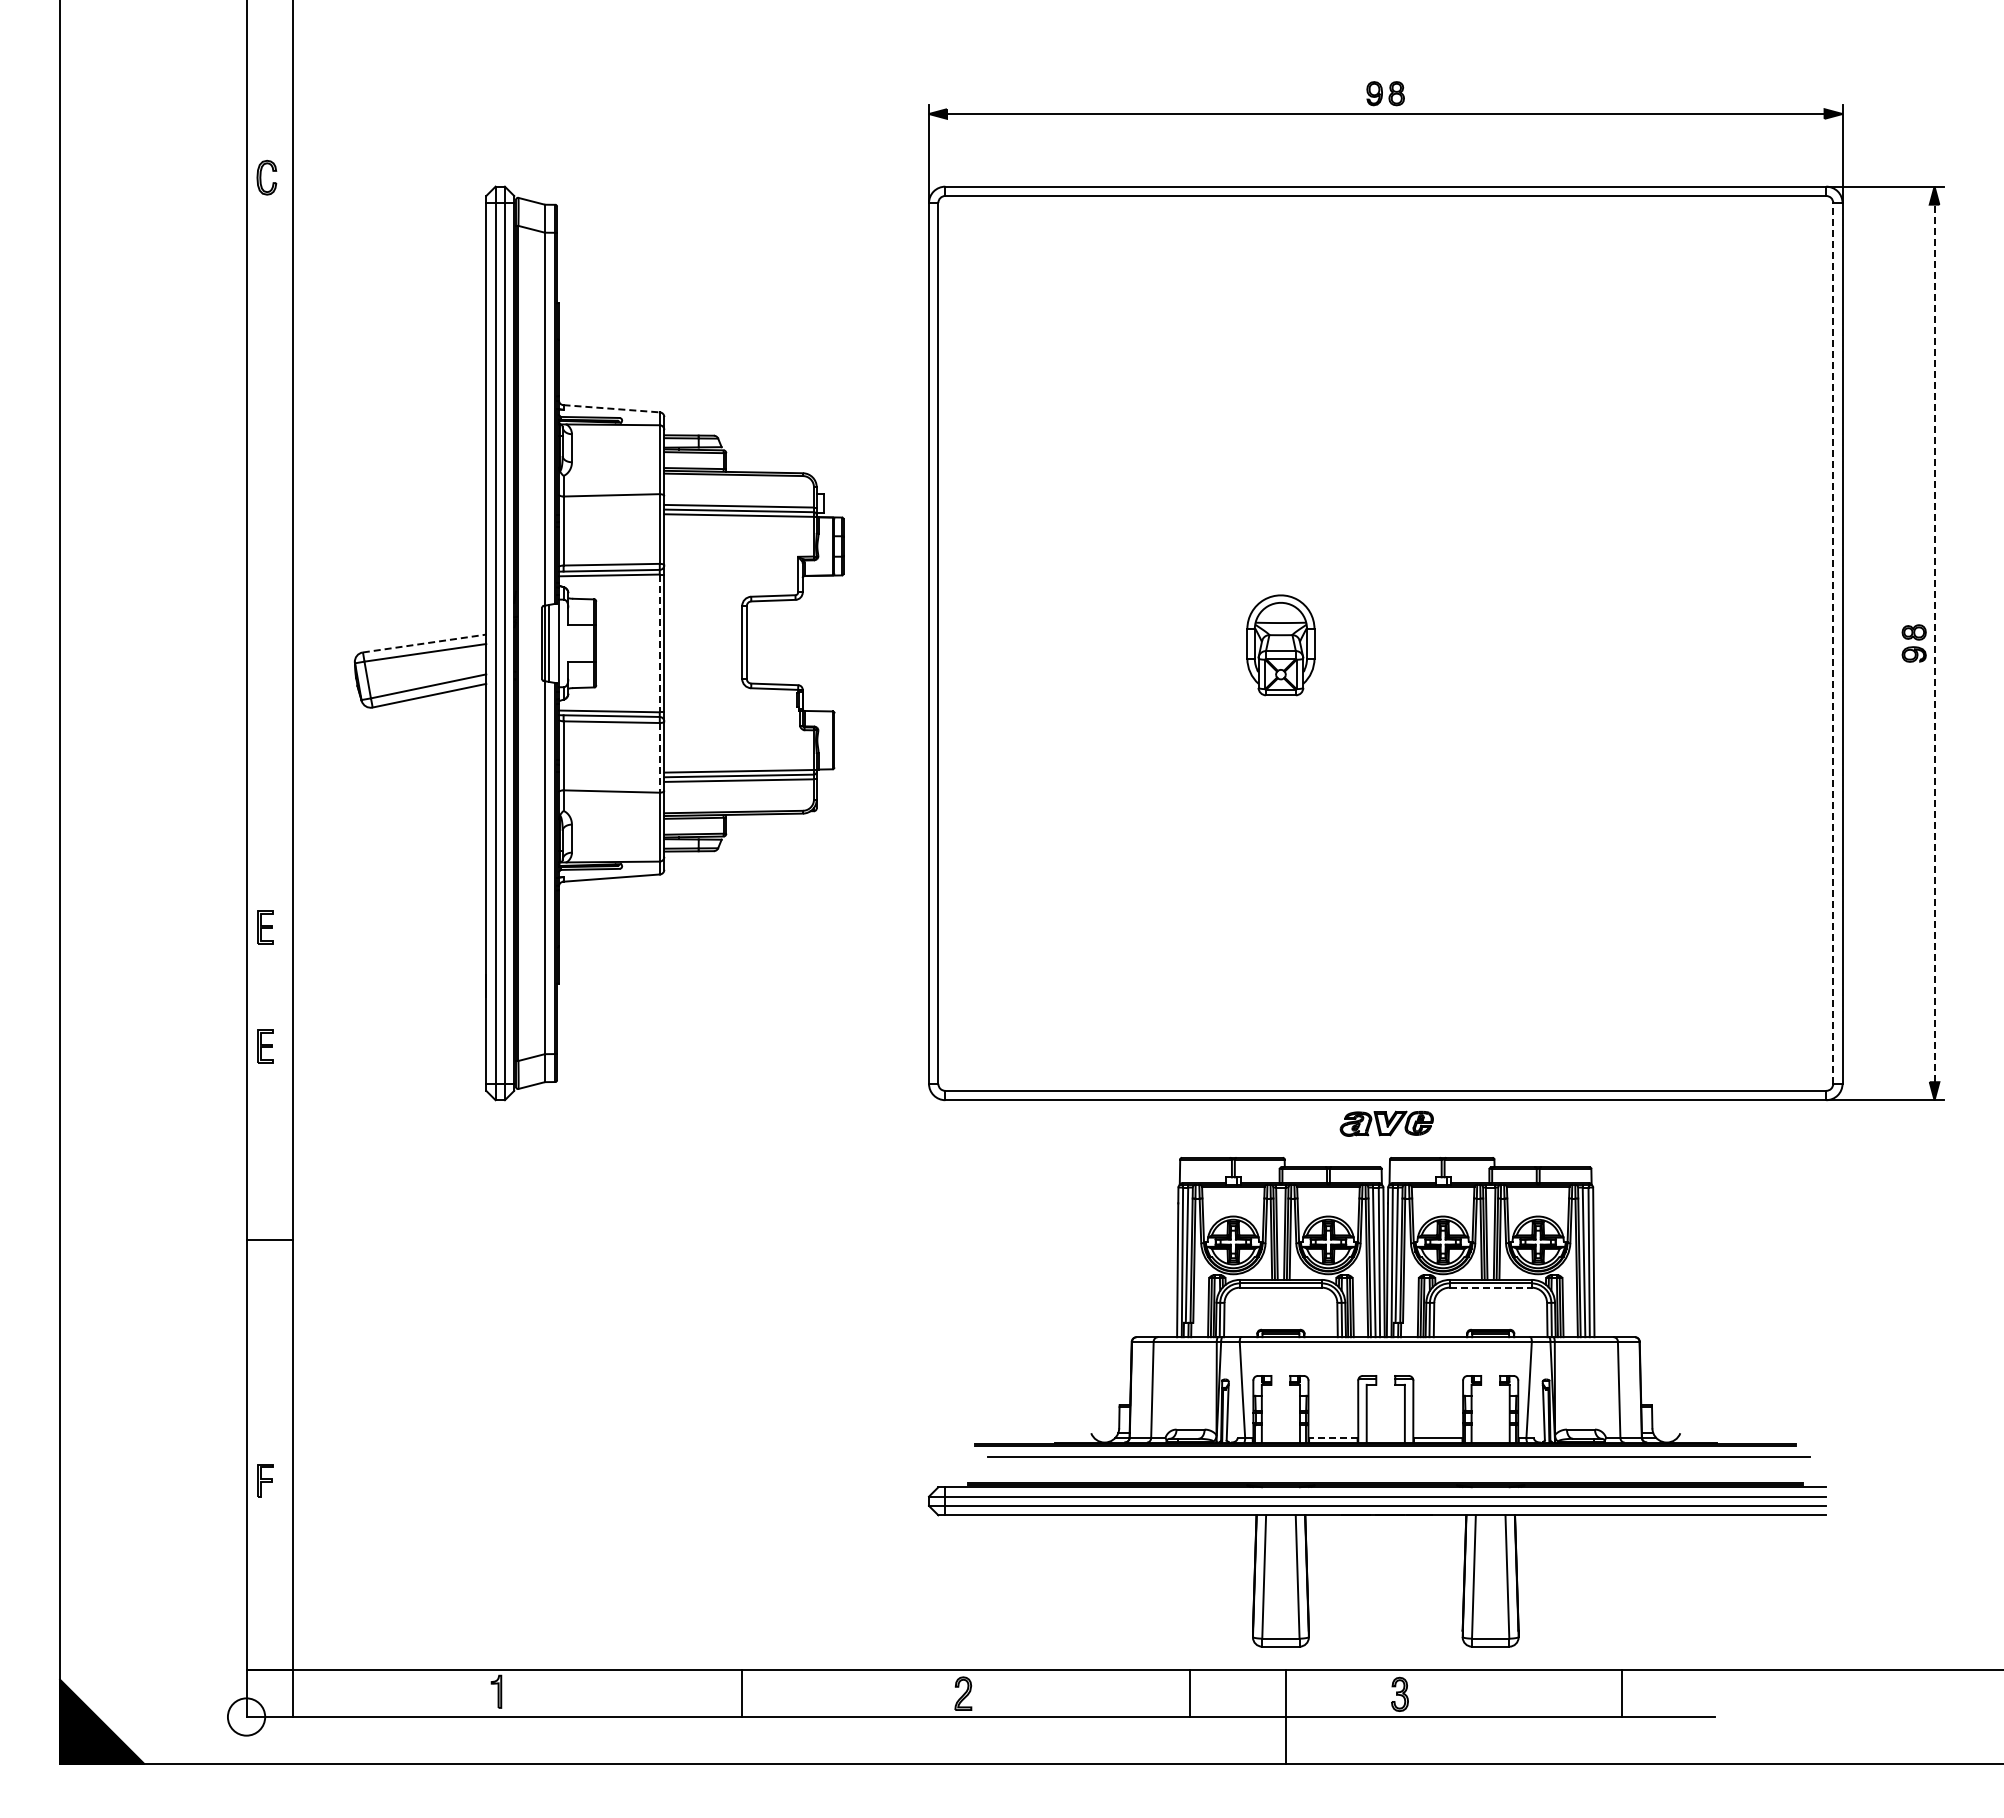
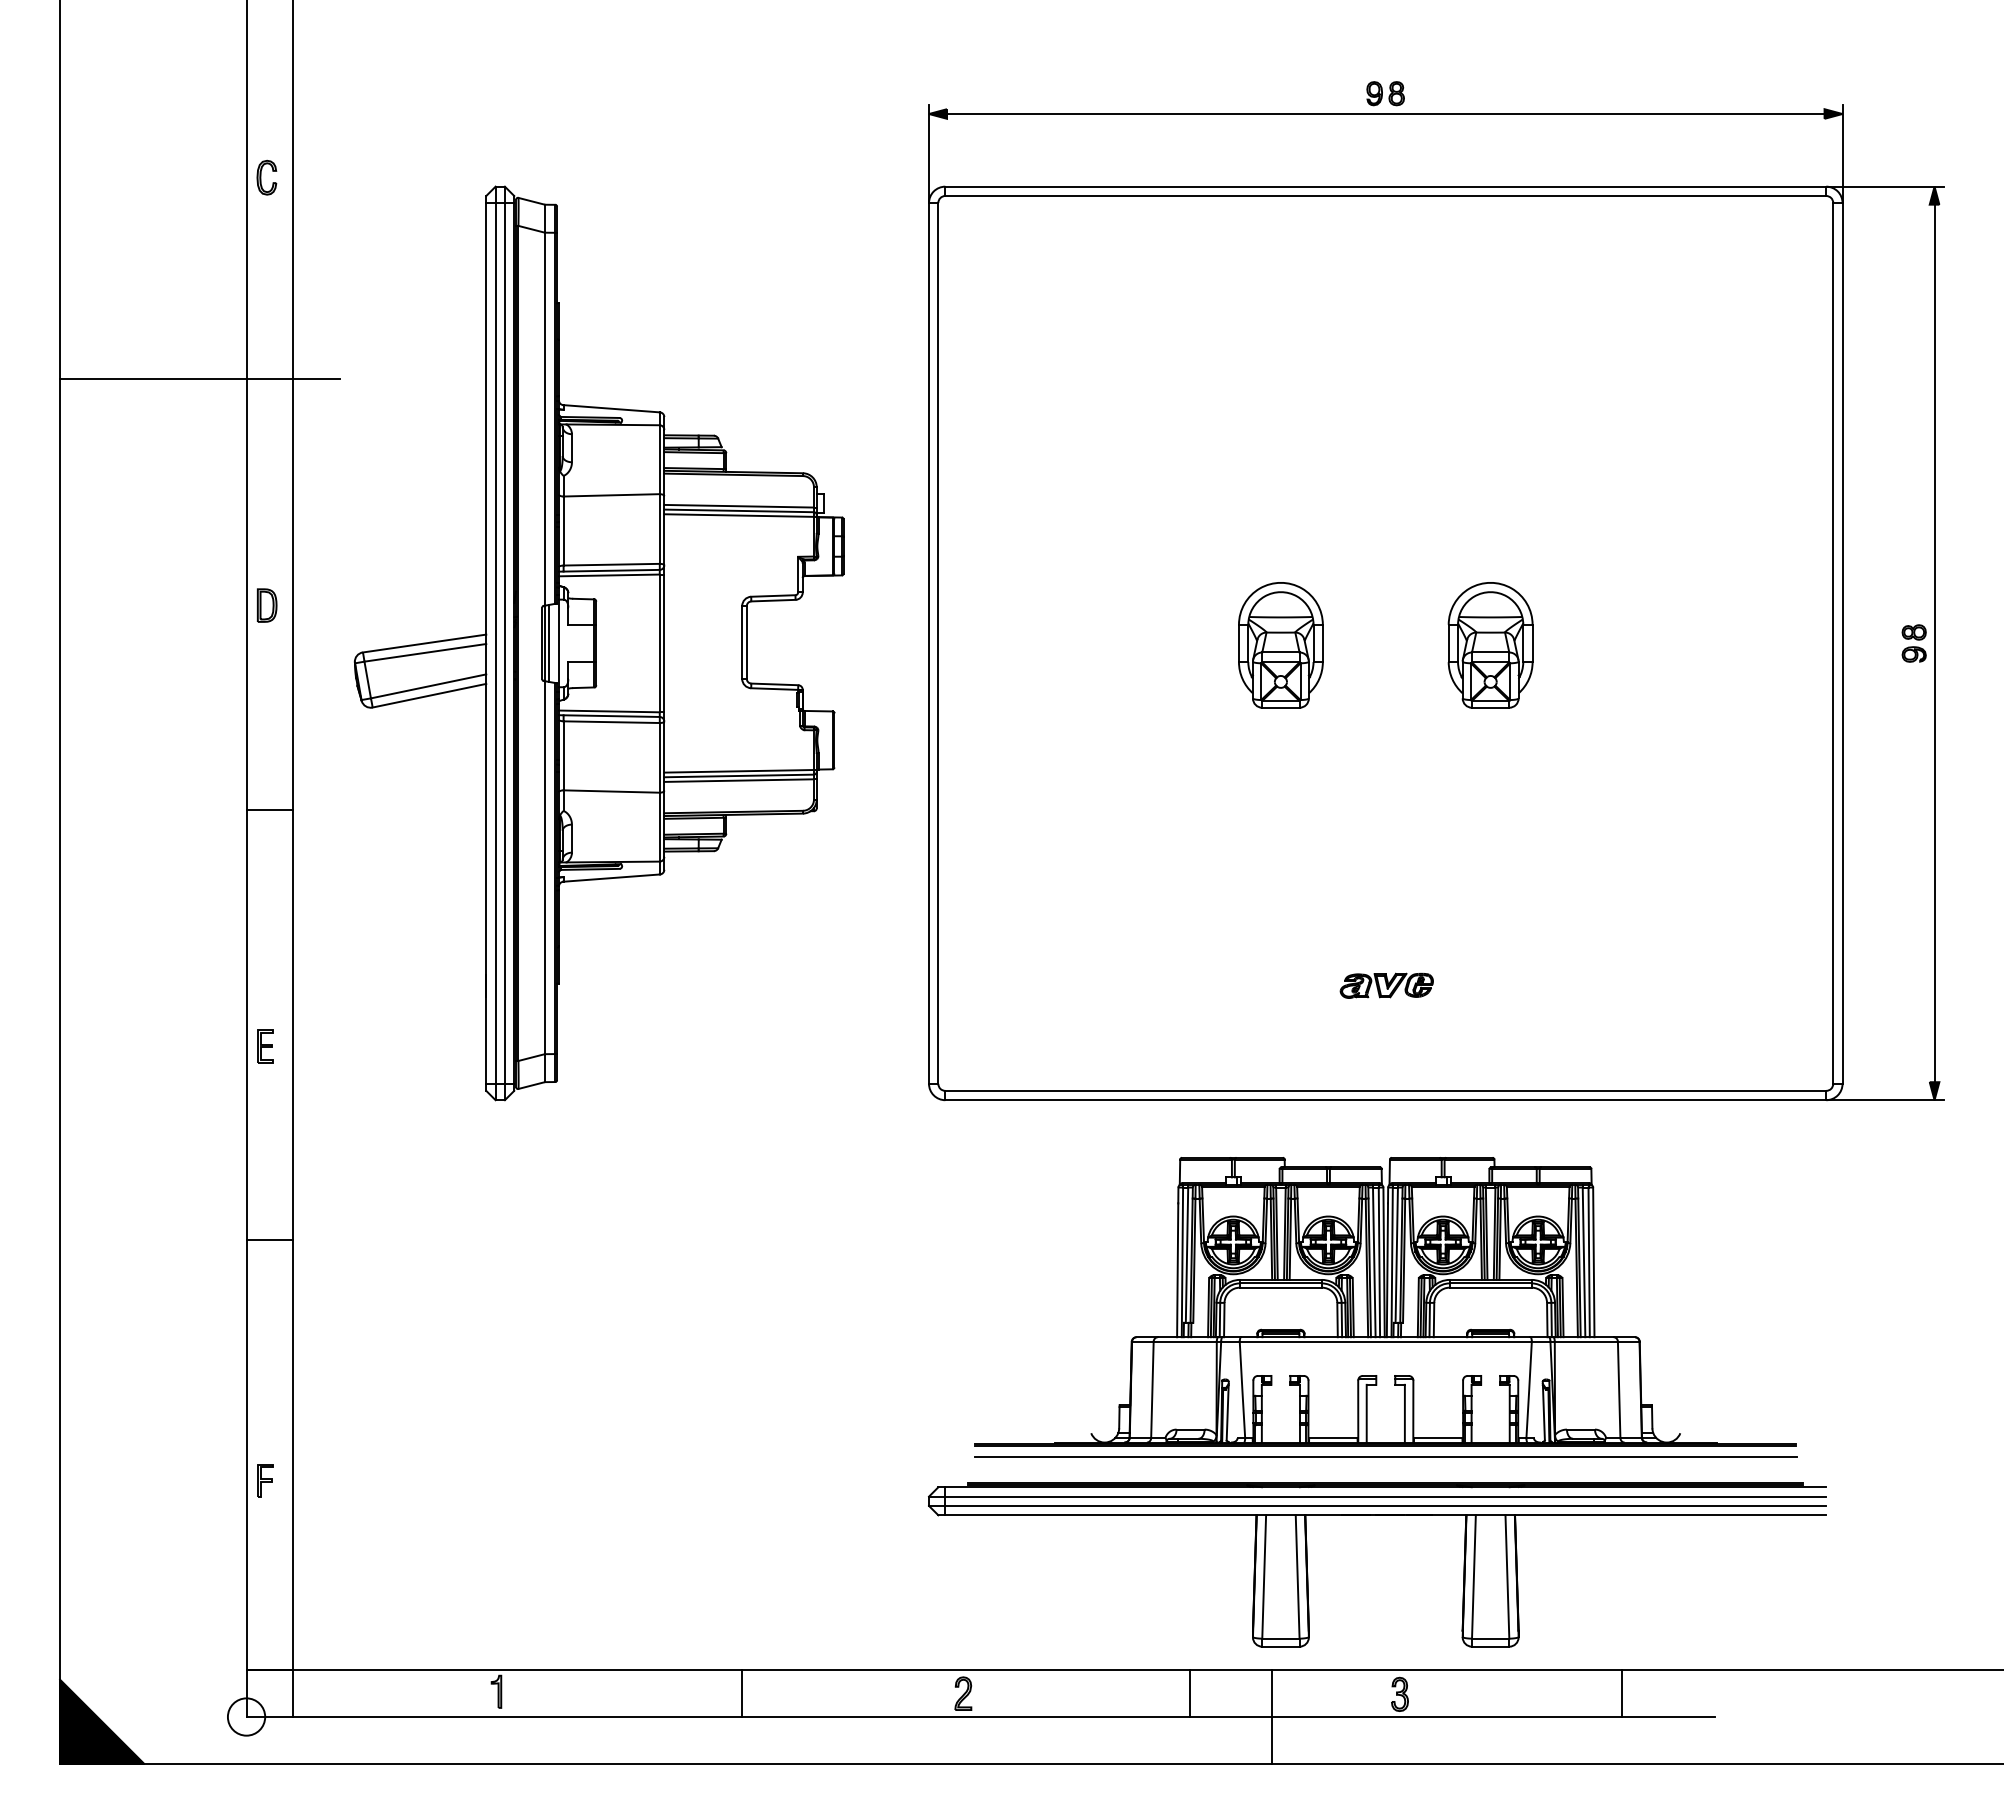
line: none -> present (199, 379)
line: dashed -> solid (612, 408)
part: none -> present (266, 605)
line: dashed -> solid (1833, 642)
line: dashed -> solid (425, 643)
line: dashed -> solid (659, 643)
line: dashed -> solid (1934, 643)
part size: 70x103 px -> 86x127 px (1280, 645)
part: none -> present (1490, 645)
line: dashed -> solid (659, 757)
line: none -> present (269, 809)
part: present -> none (265, 927)
part position: (1386, 1123) -> (1386, 985) (1386, 985)
line: dashed -> solid (1490, 1287)
line: dashed -> solid (1332, 1438)
line position: (1398, 1456) -> (1385, 1456) (1385, 1456)
line position: (1285, 1716) -> (1271, 1716) (1271, 1716)
